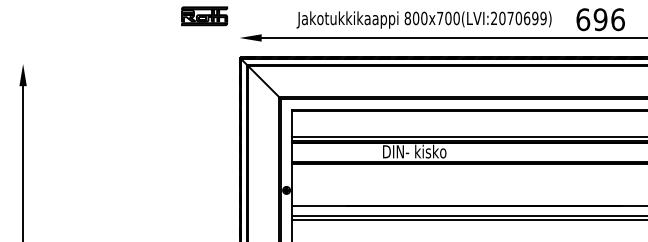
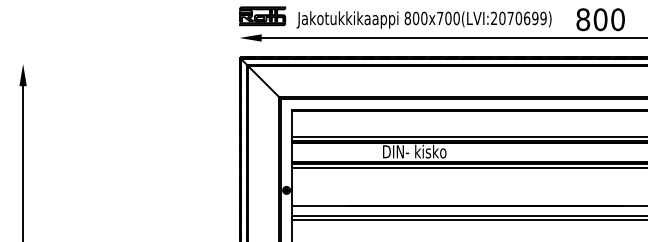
part position: (204, 16) -> (262, 16) (262, 16)
text: 696 -> 800 (600, 19)
line: none -> present (467, 168)
